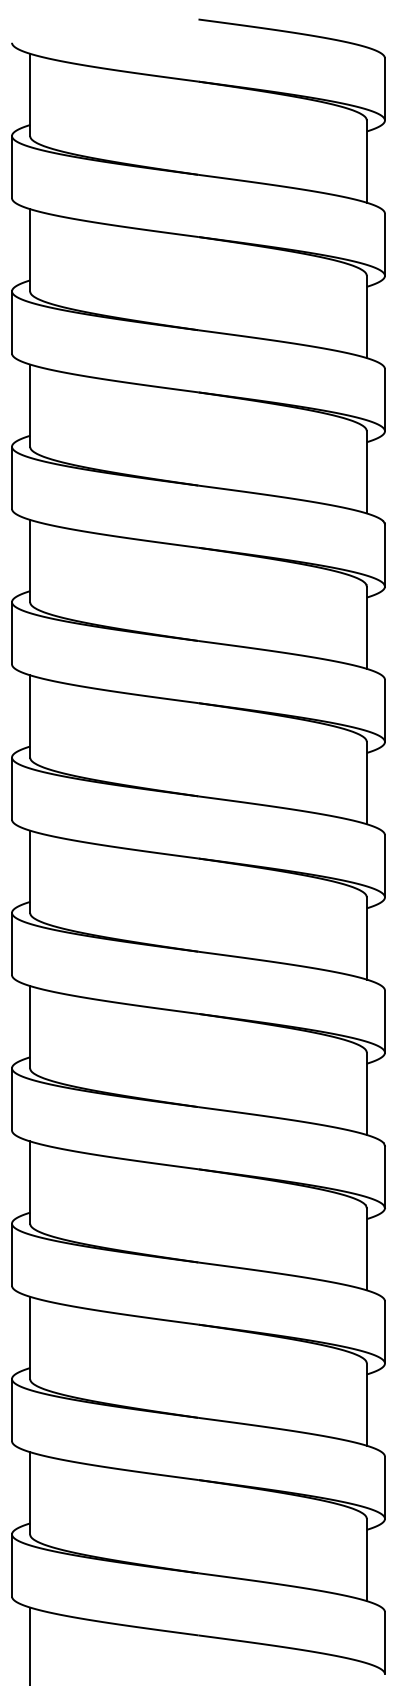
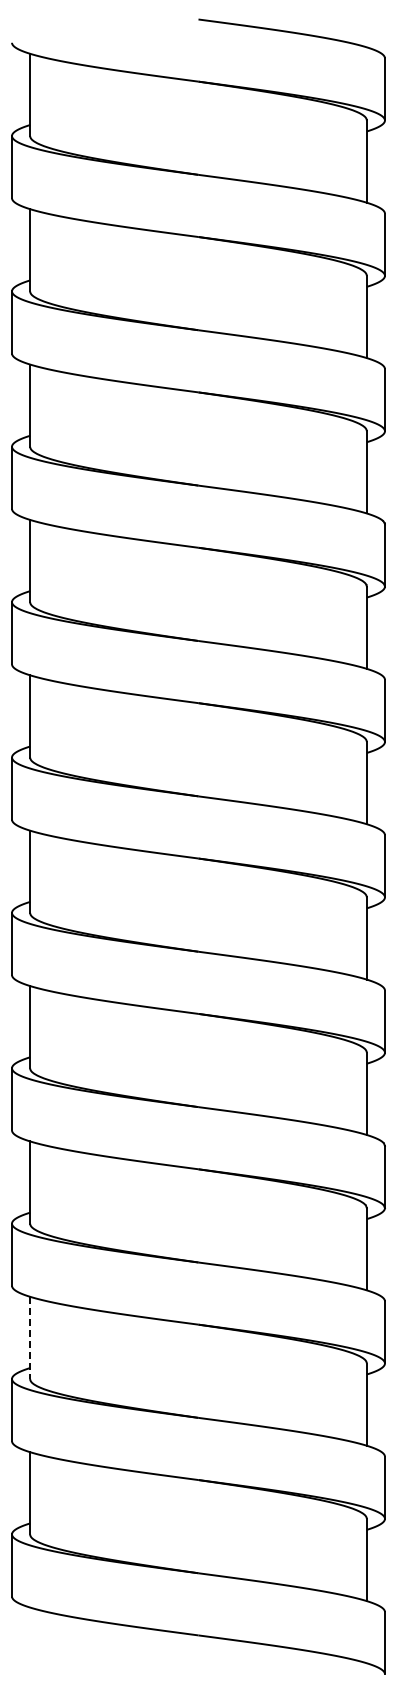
line: solid -> dashed (30, 1338)
line: present -> none (30, 1644)
